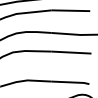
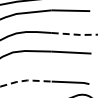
line: solid -> dashed (75, 34)
line: solid -> dashed (25, 80)
